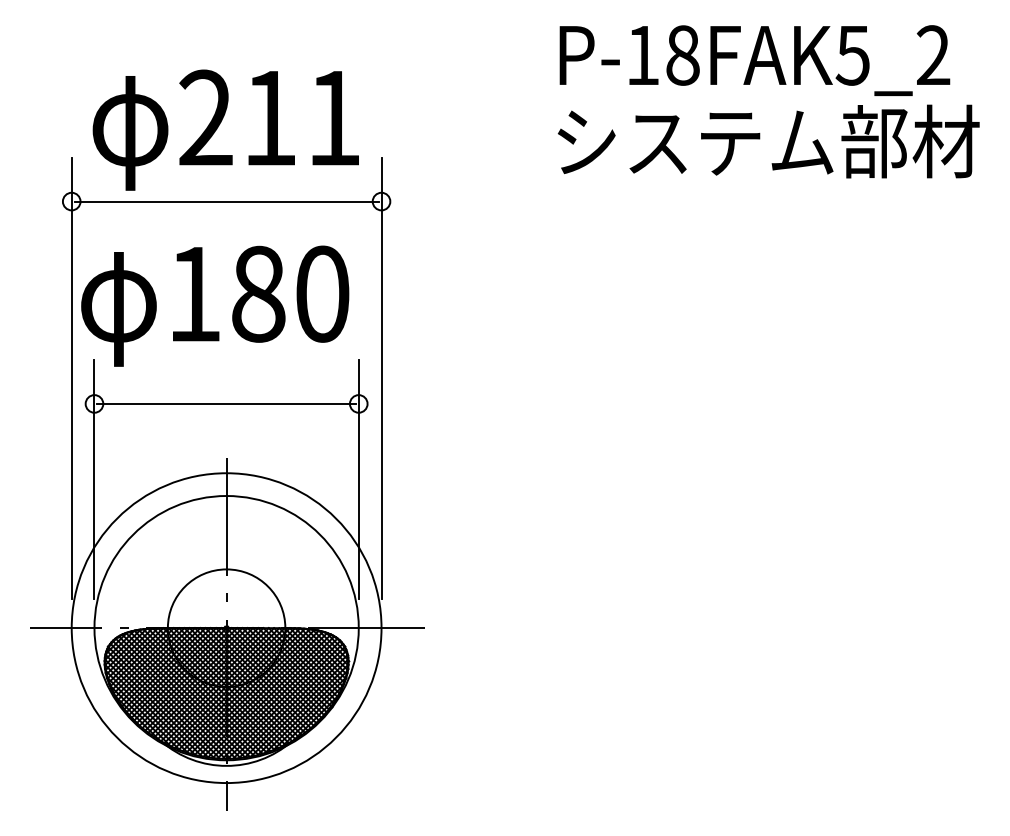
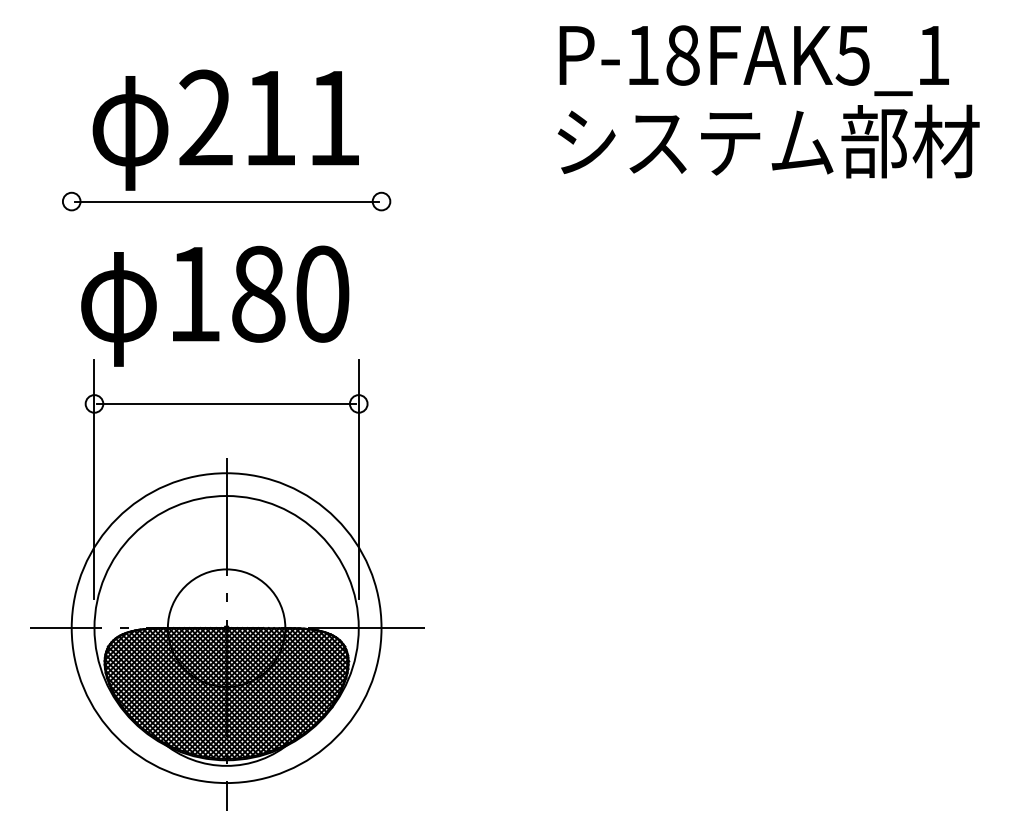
text: P-18FAK5_2 -> P-18FAK5_1 (933, 54)
line: present -> none (71, 377)
line: present -> none (381, 377)
